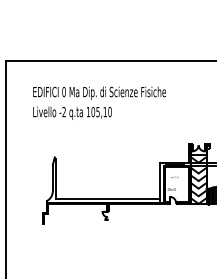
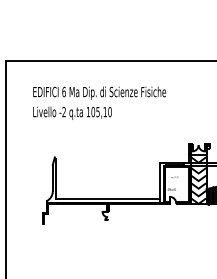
text: 0 -> 6 (63, 91)
